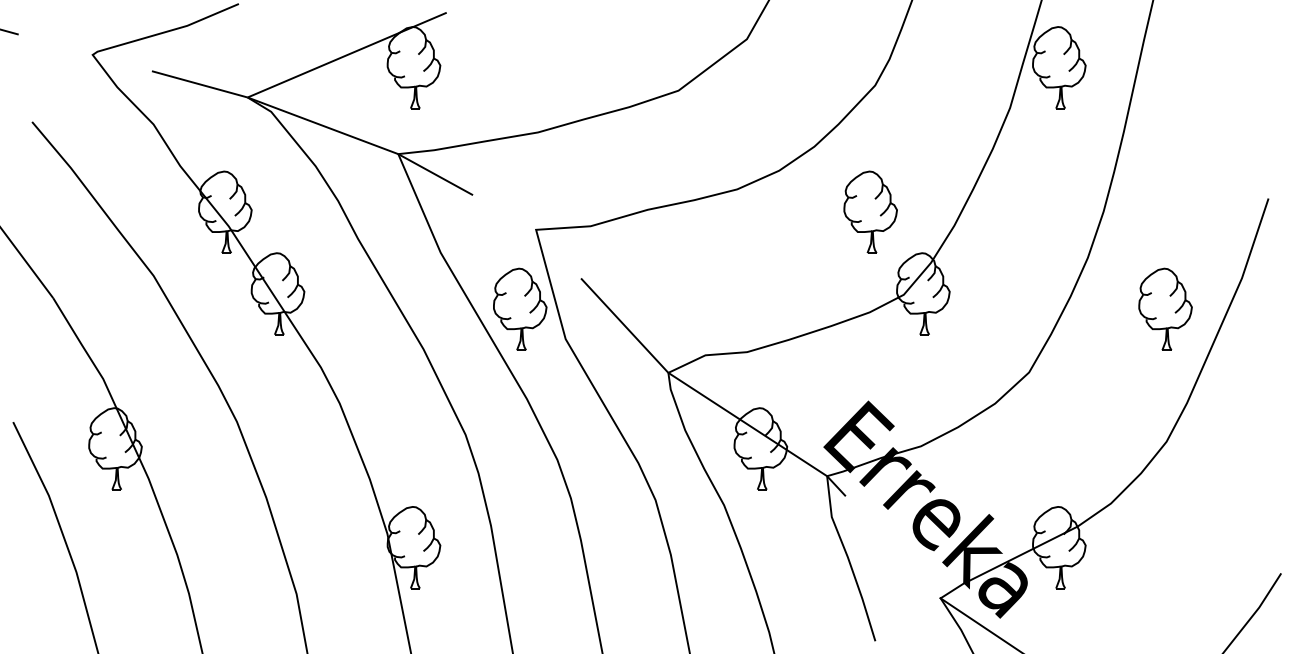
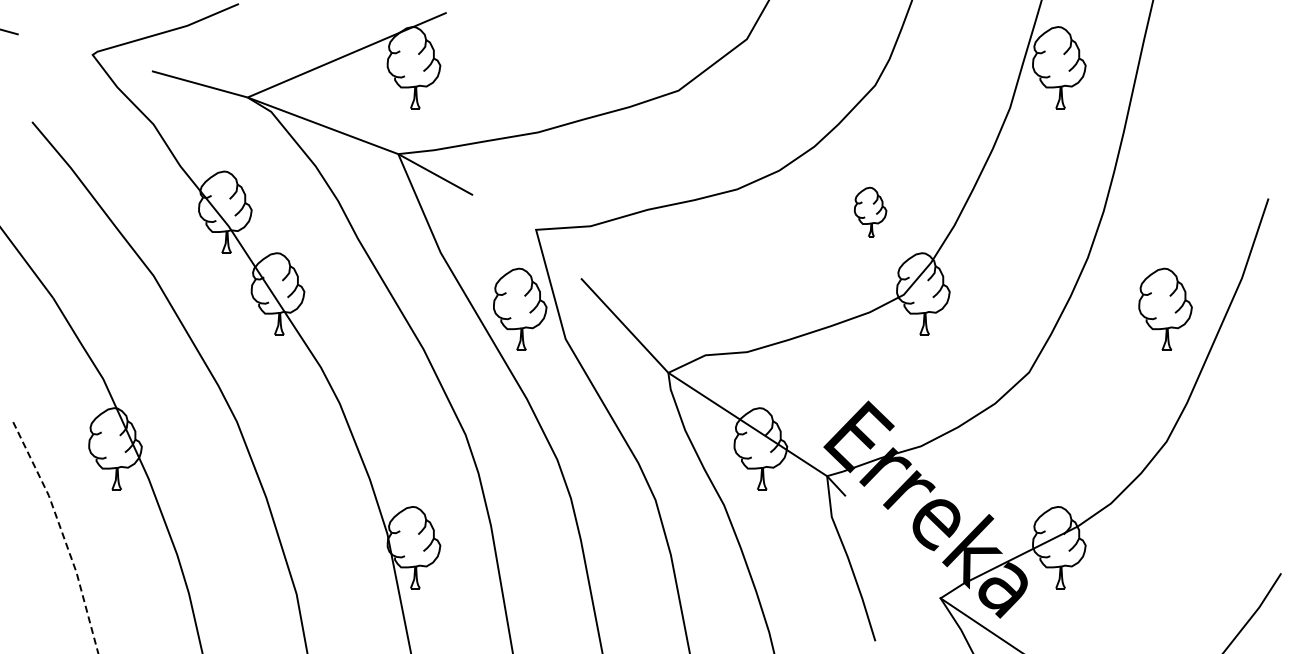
part size: 55x84 px -> 34x52 px (870, 211)
line: solid -> dashed (63, 534)
